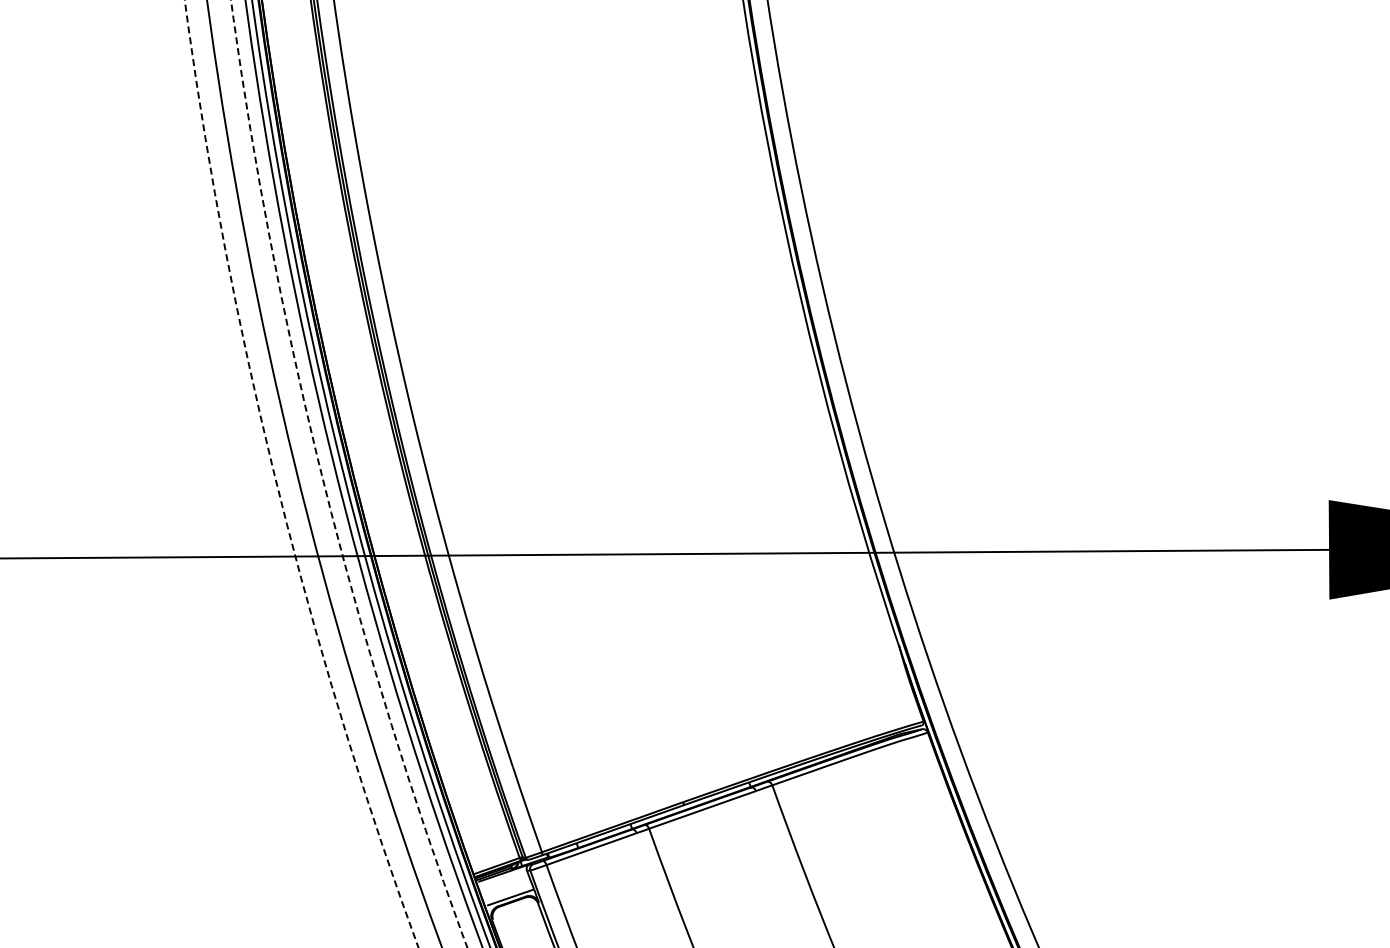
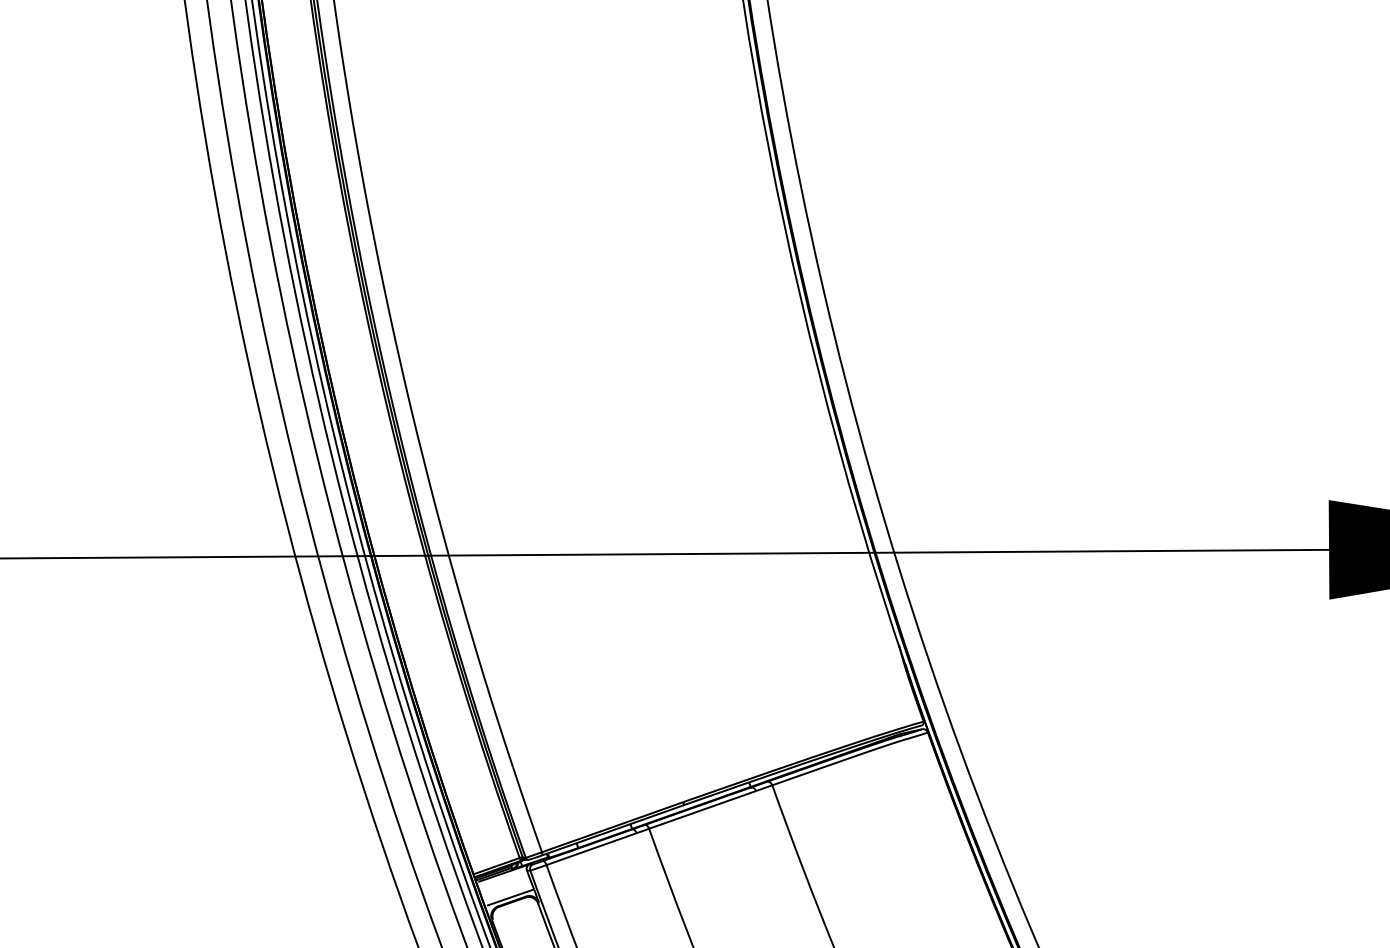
circle: dashed -> solid (301, 473)
circle: dashed -> solid (349, 473)
